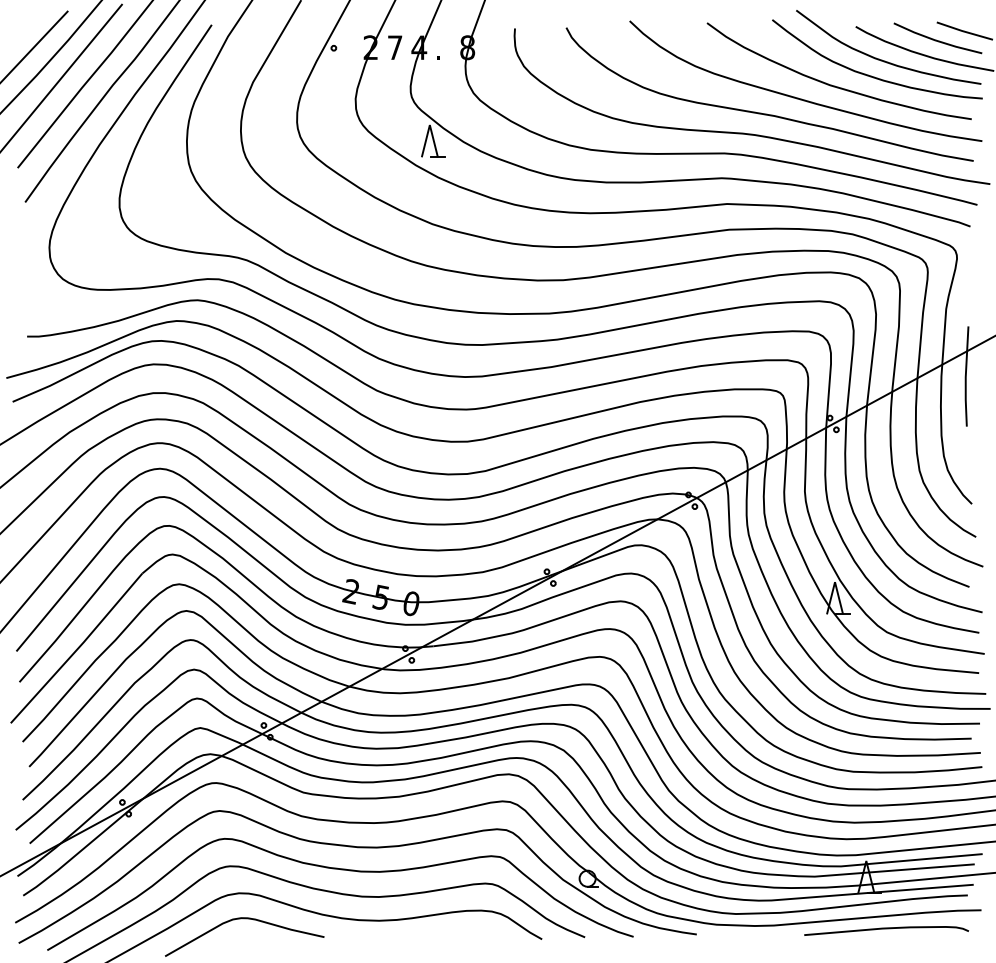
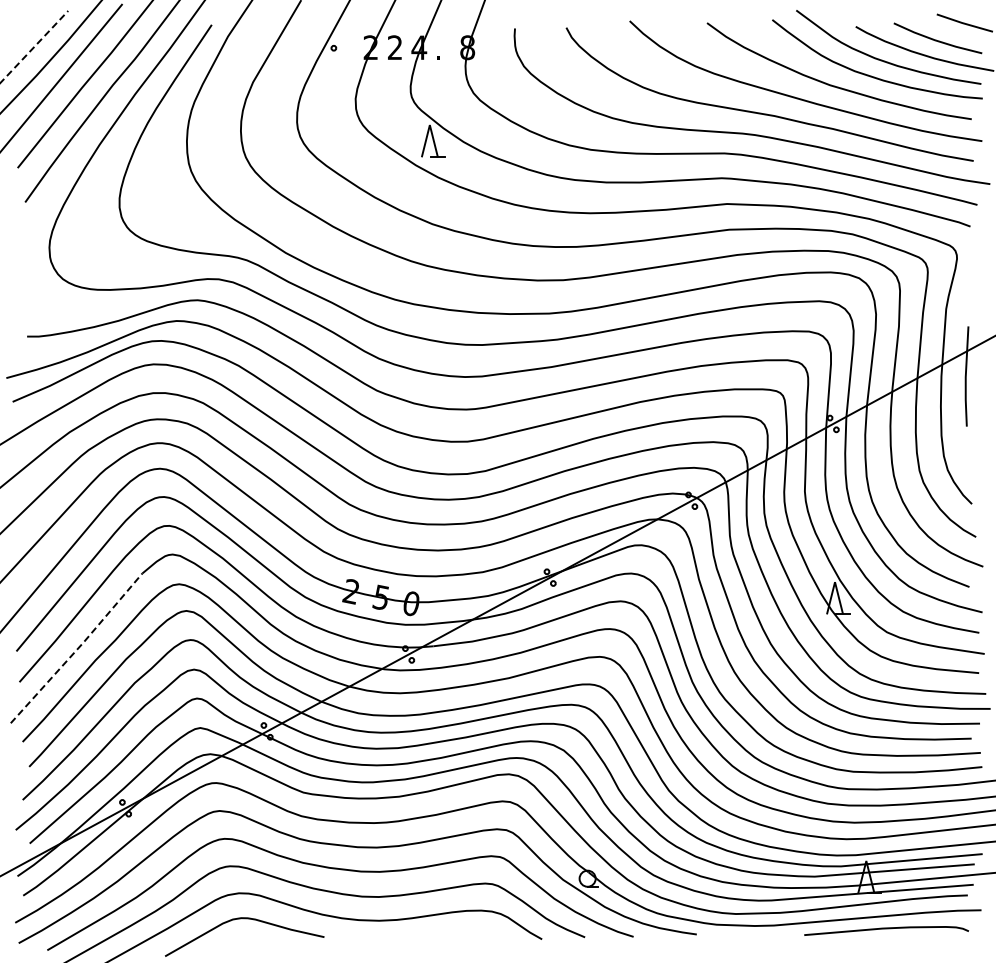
line position: (964, 30) -> (964, 22) (964, 22)
line: solid -> dashed (34, 46)
text: 7 -> 2 (395, 47)
line: solid -> dashed (77, 648)
